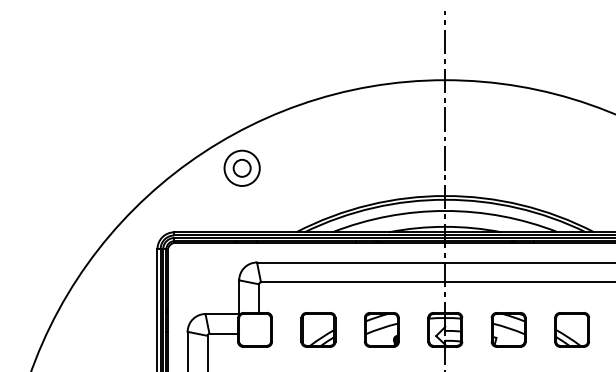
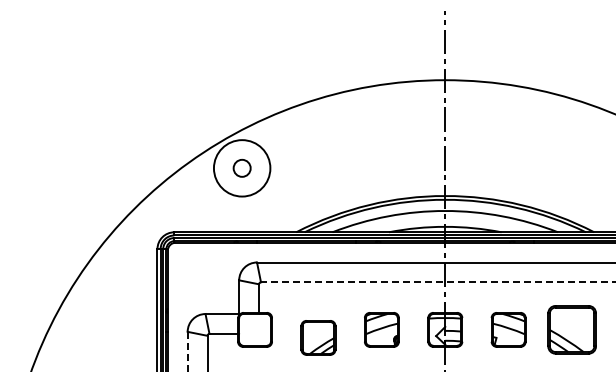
circle diameter: 35 px -> 56 px (241, 168)
line: solid -> dashed (437, 282)
part position: (318, 329) -> (318, 337) (318, 337)
part size: 36x36 px -> 50x50 px (571, 329)
line: solid -> dashed (187, 351)
